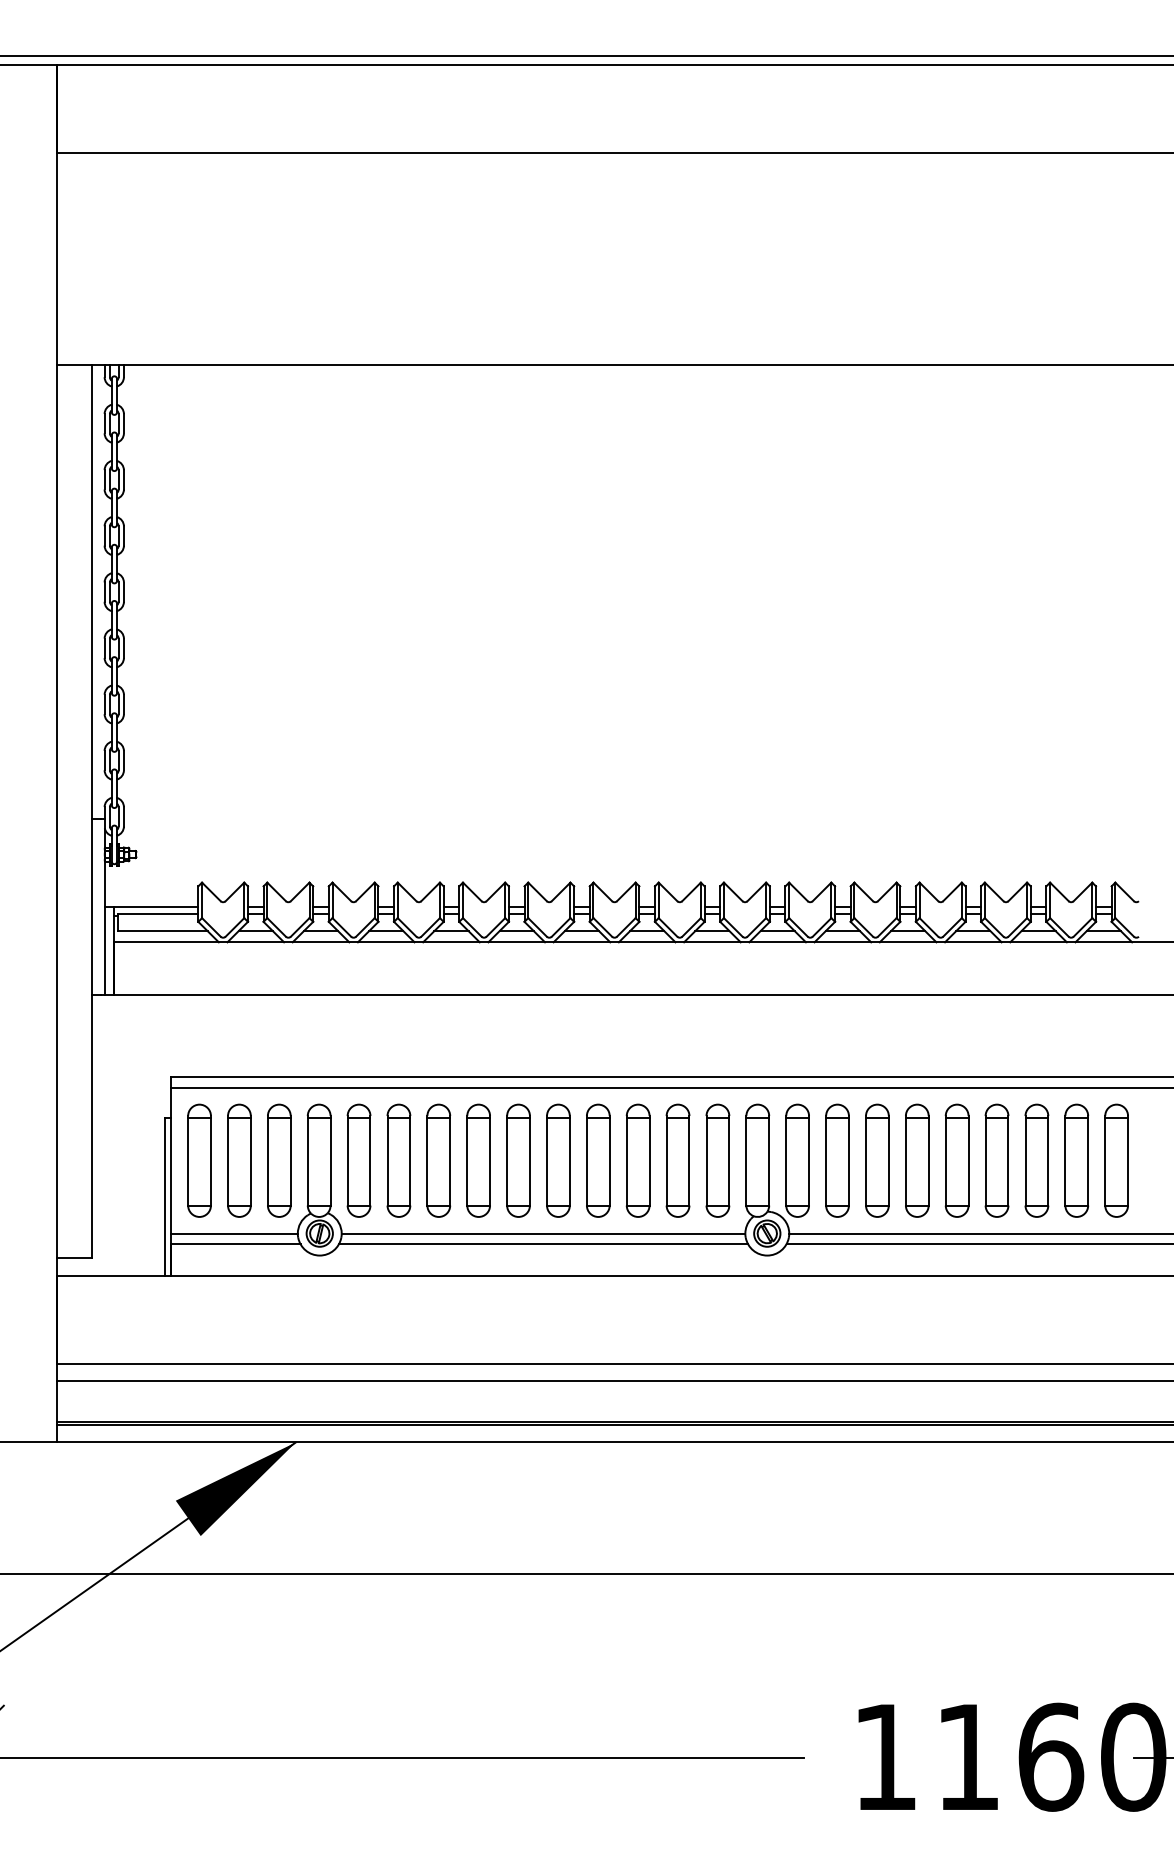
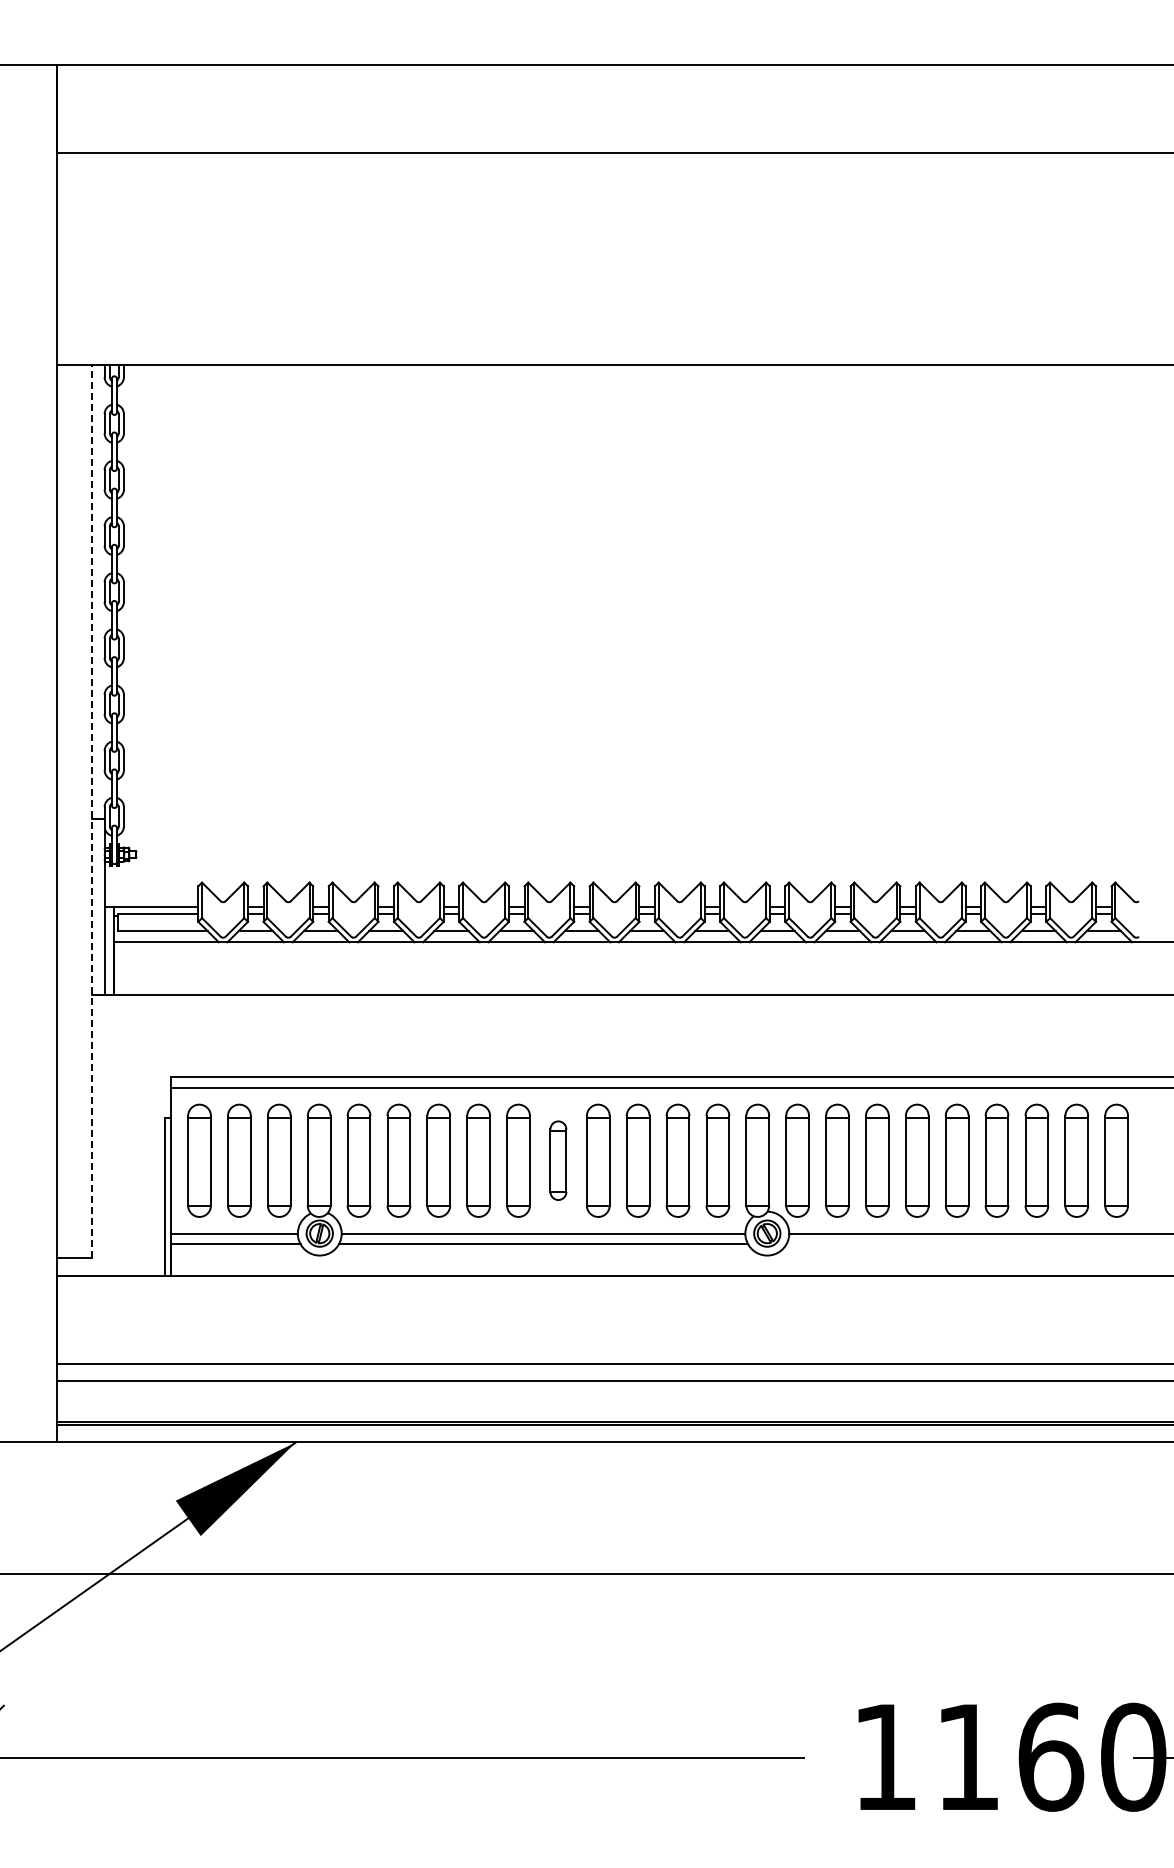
line: present -> none (586, 56)
line: solid -> dashed (91, 811)
part size: 25x115 px -> 19x81 px (558, 1160)
line: present -> none (978, 1244)
